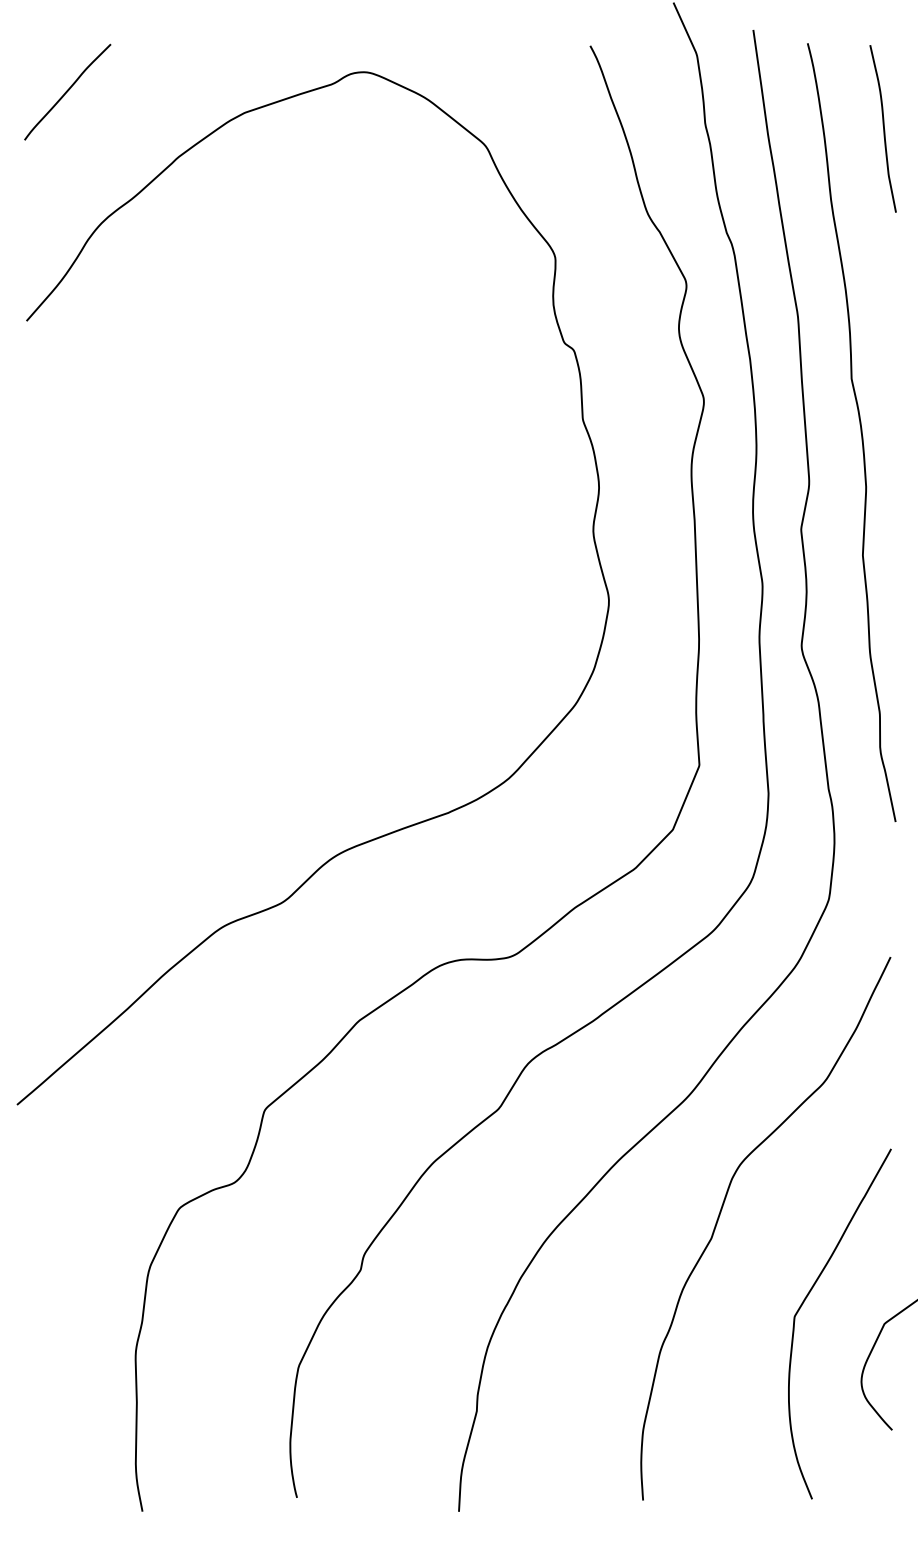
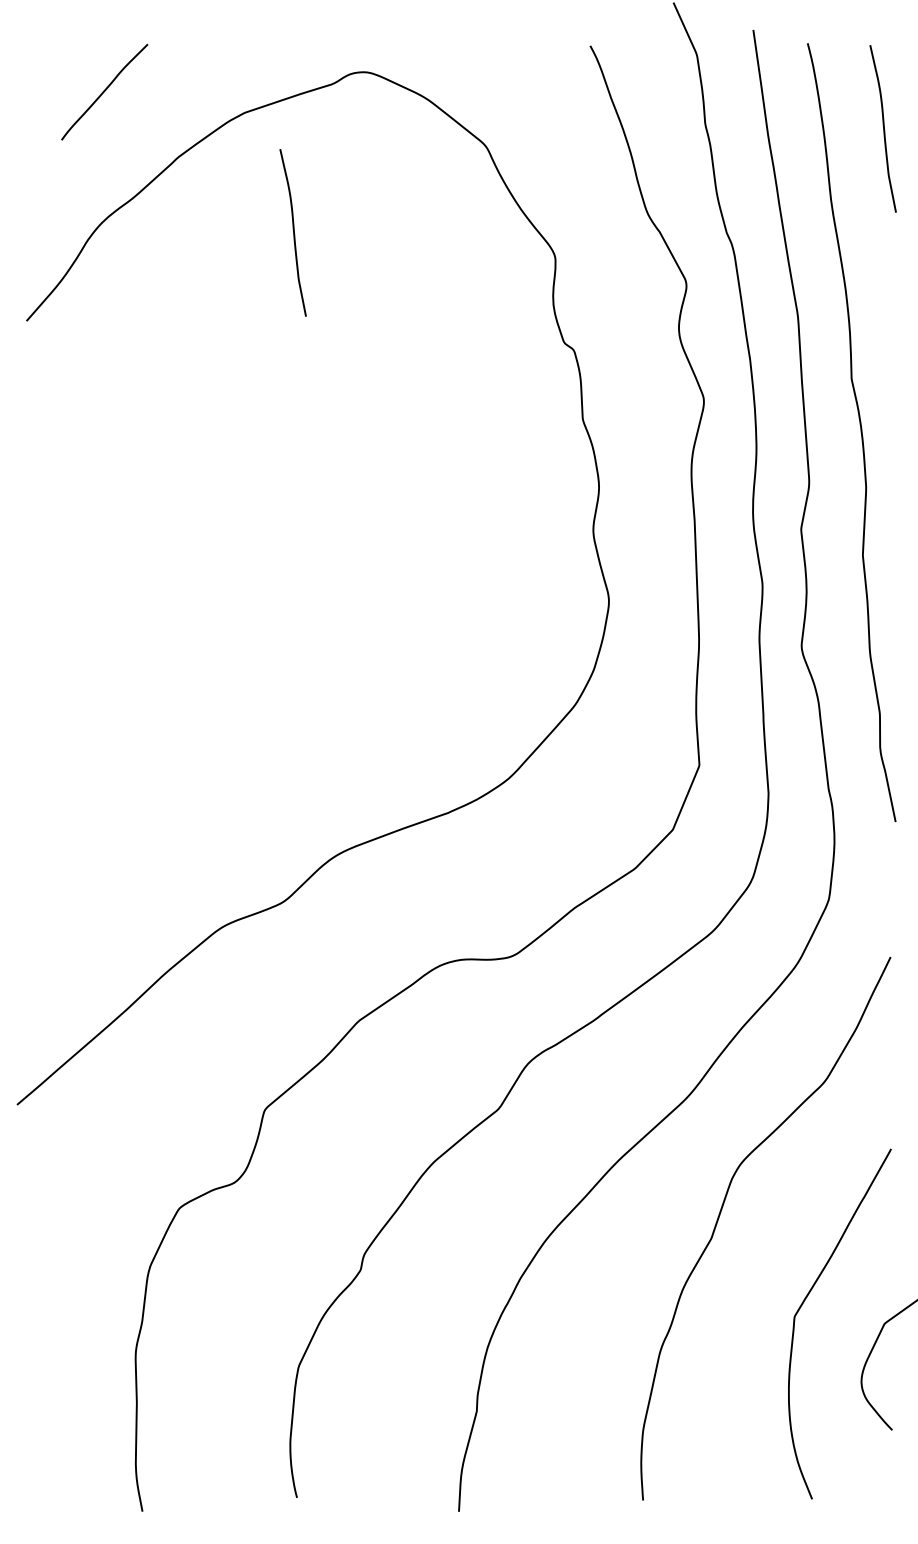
curve position: (67, 91) -> (104, 91) (104, 91)
curve: none -> present (293, 232)
